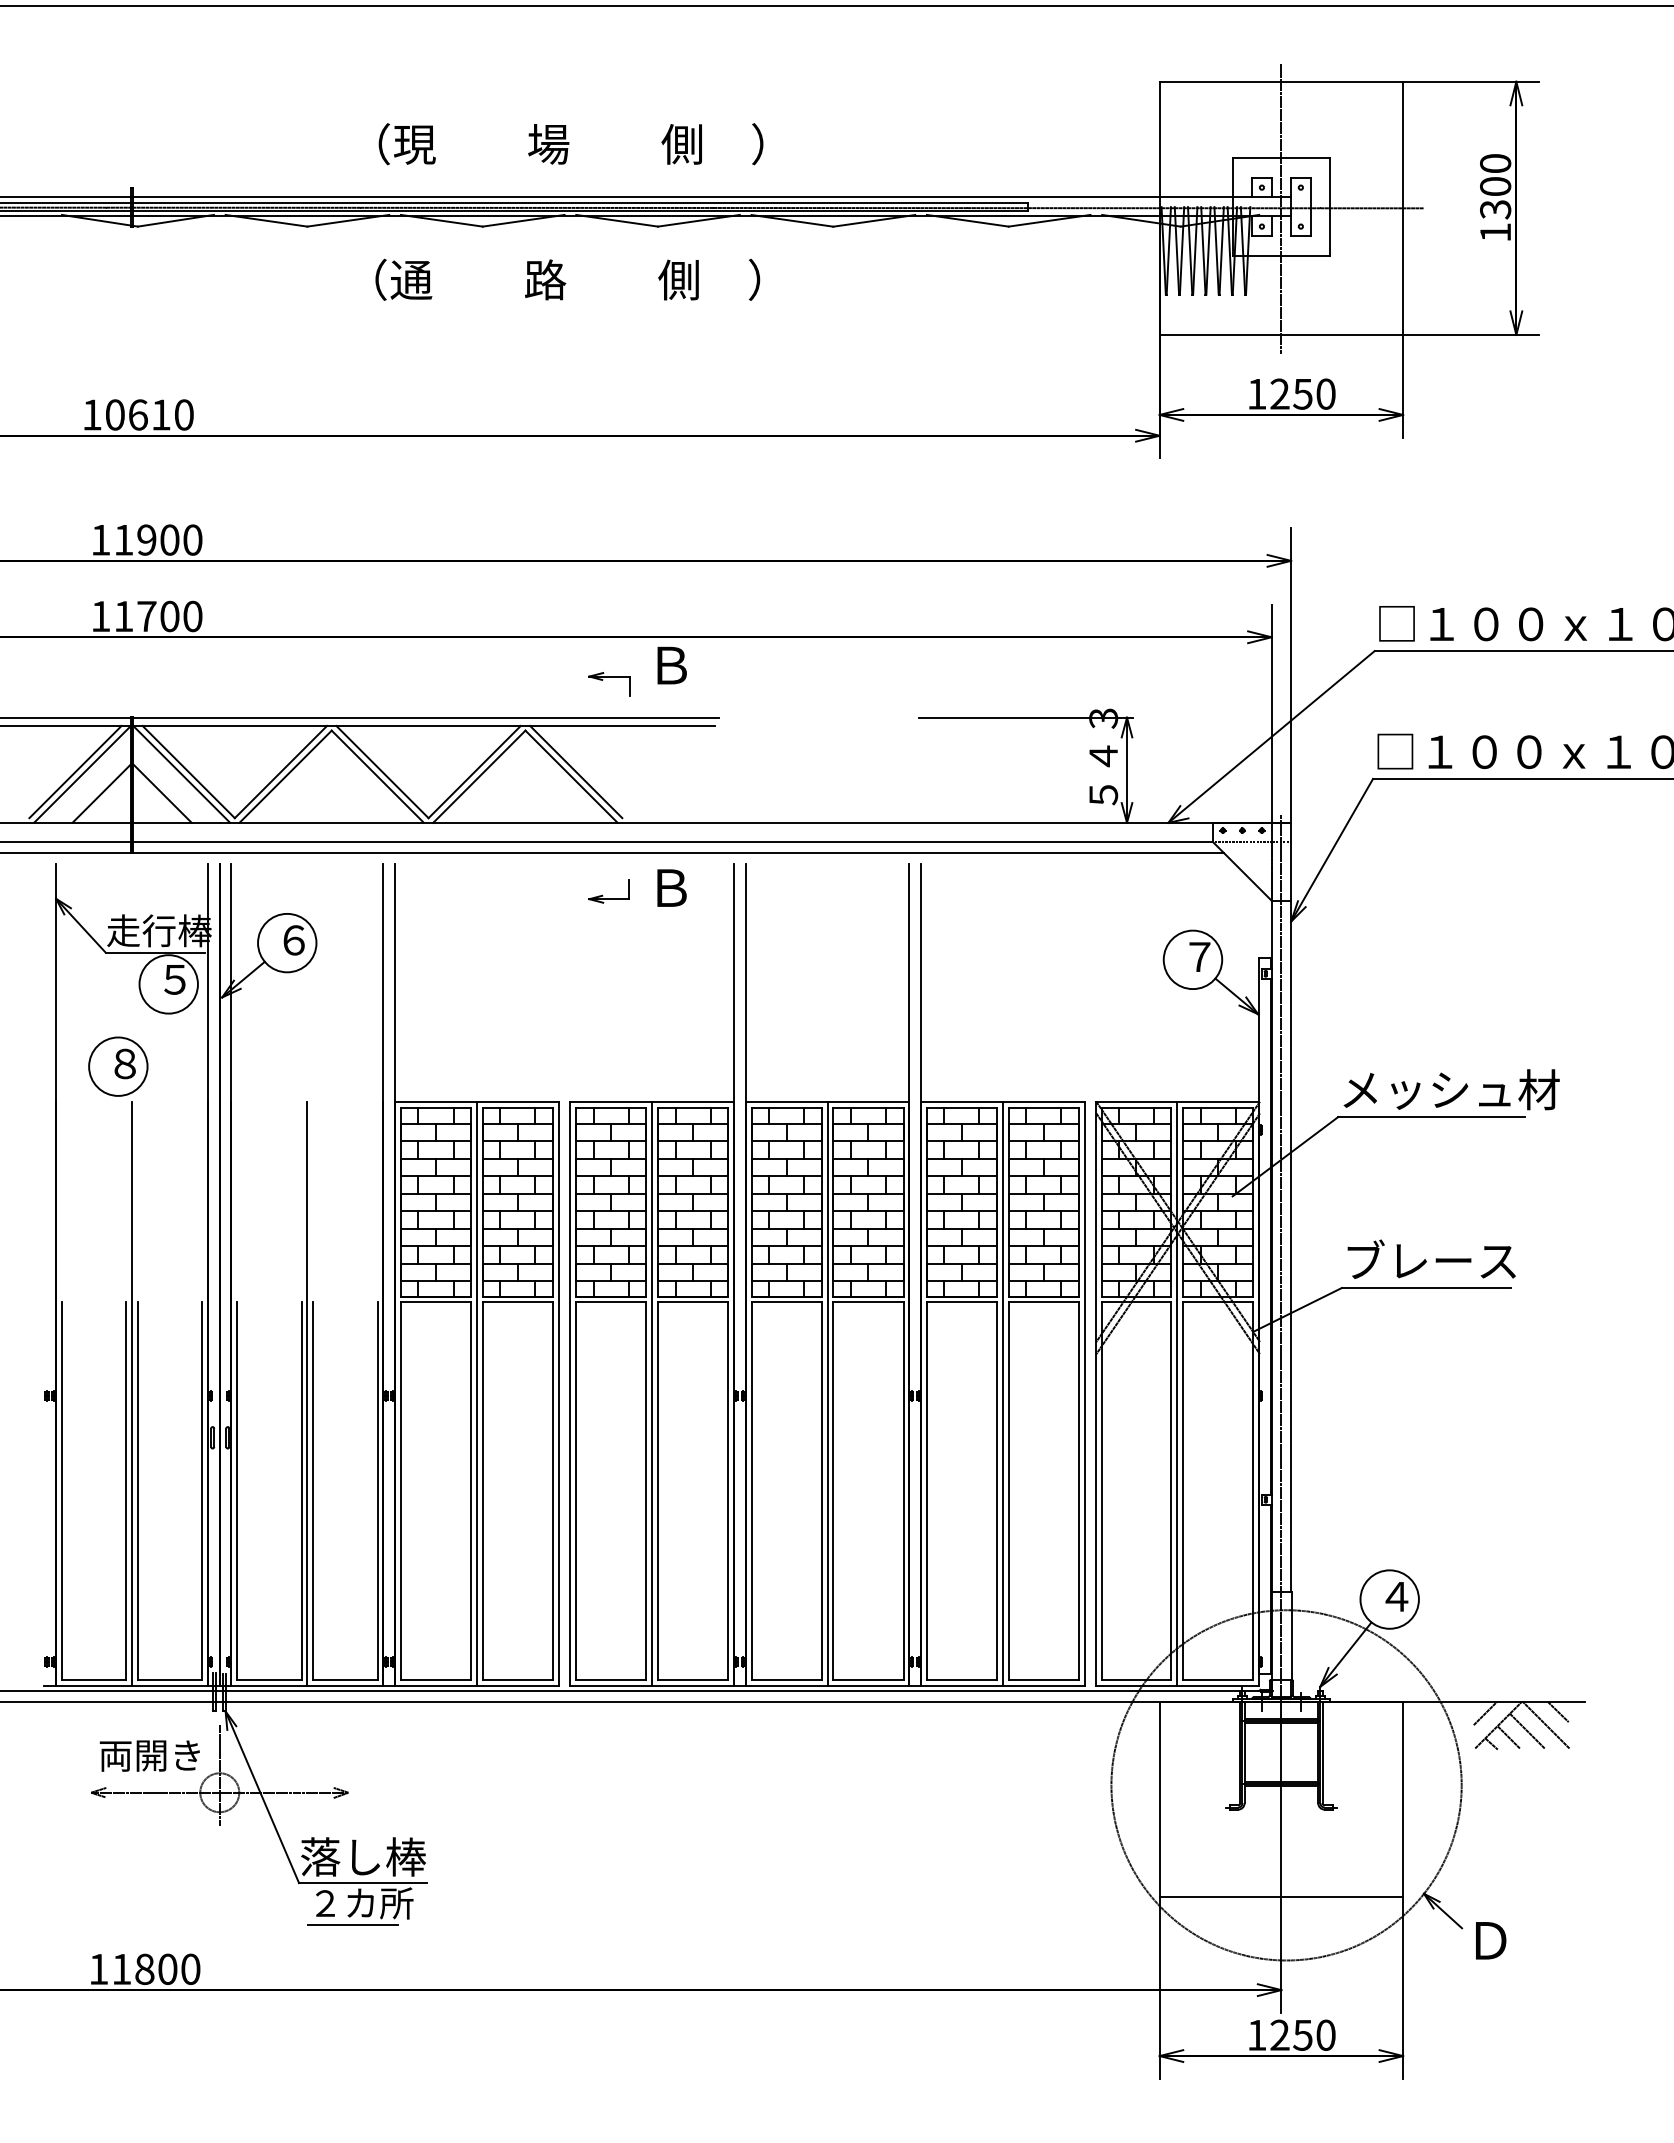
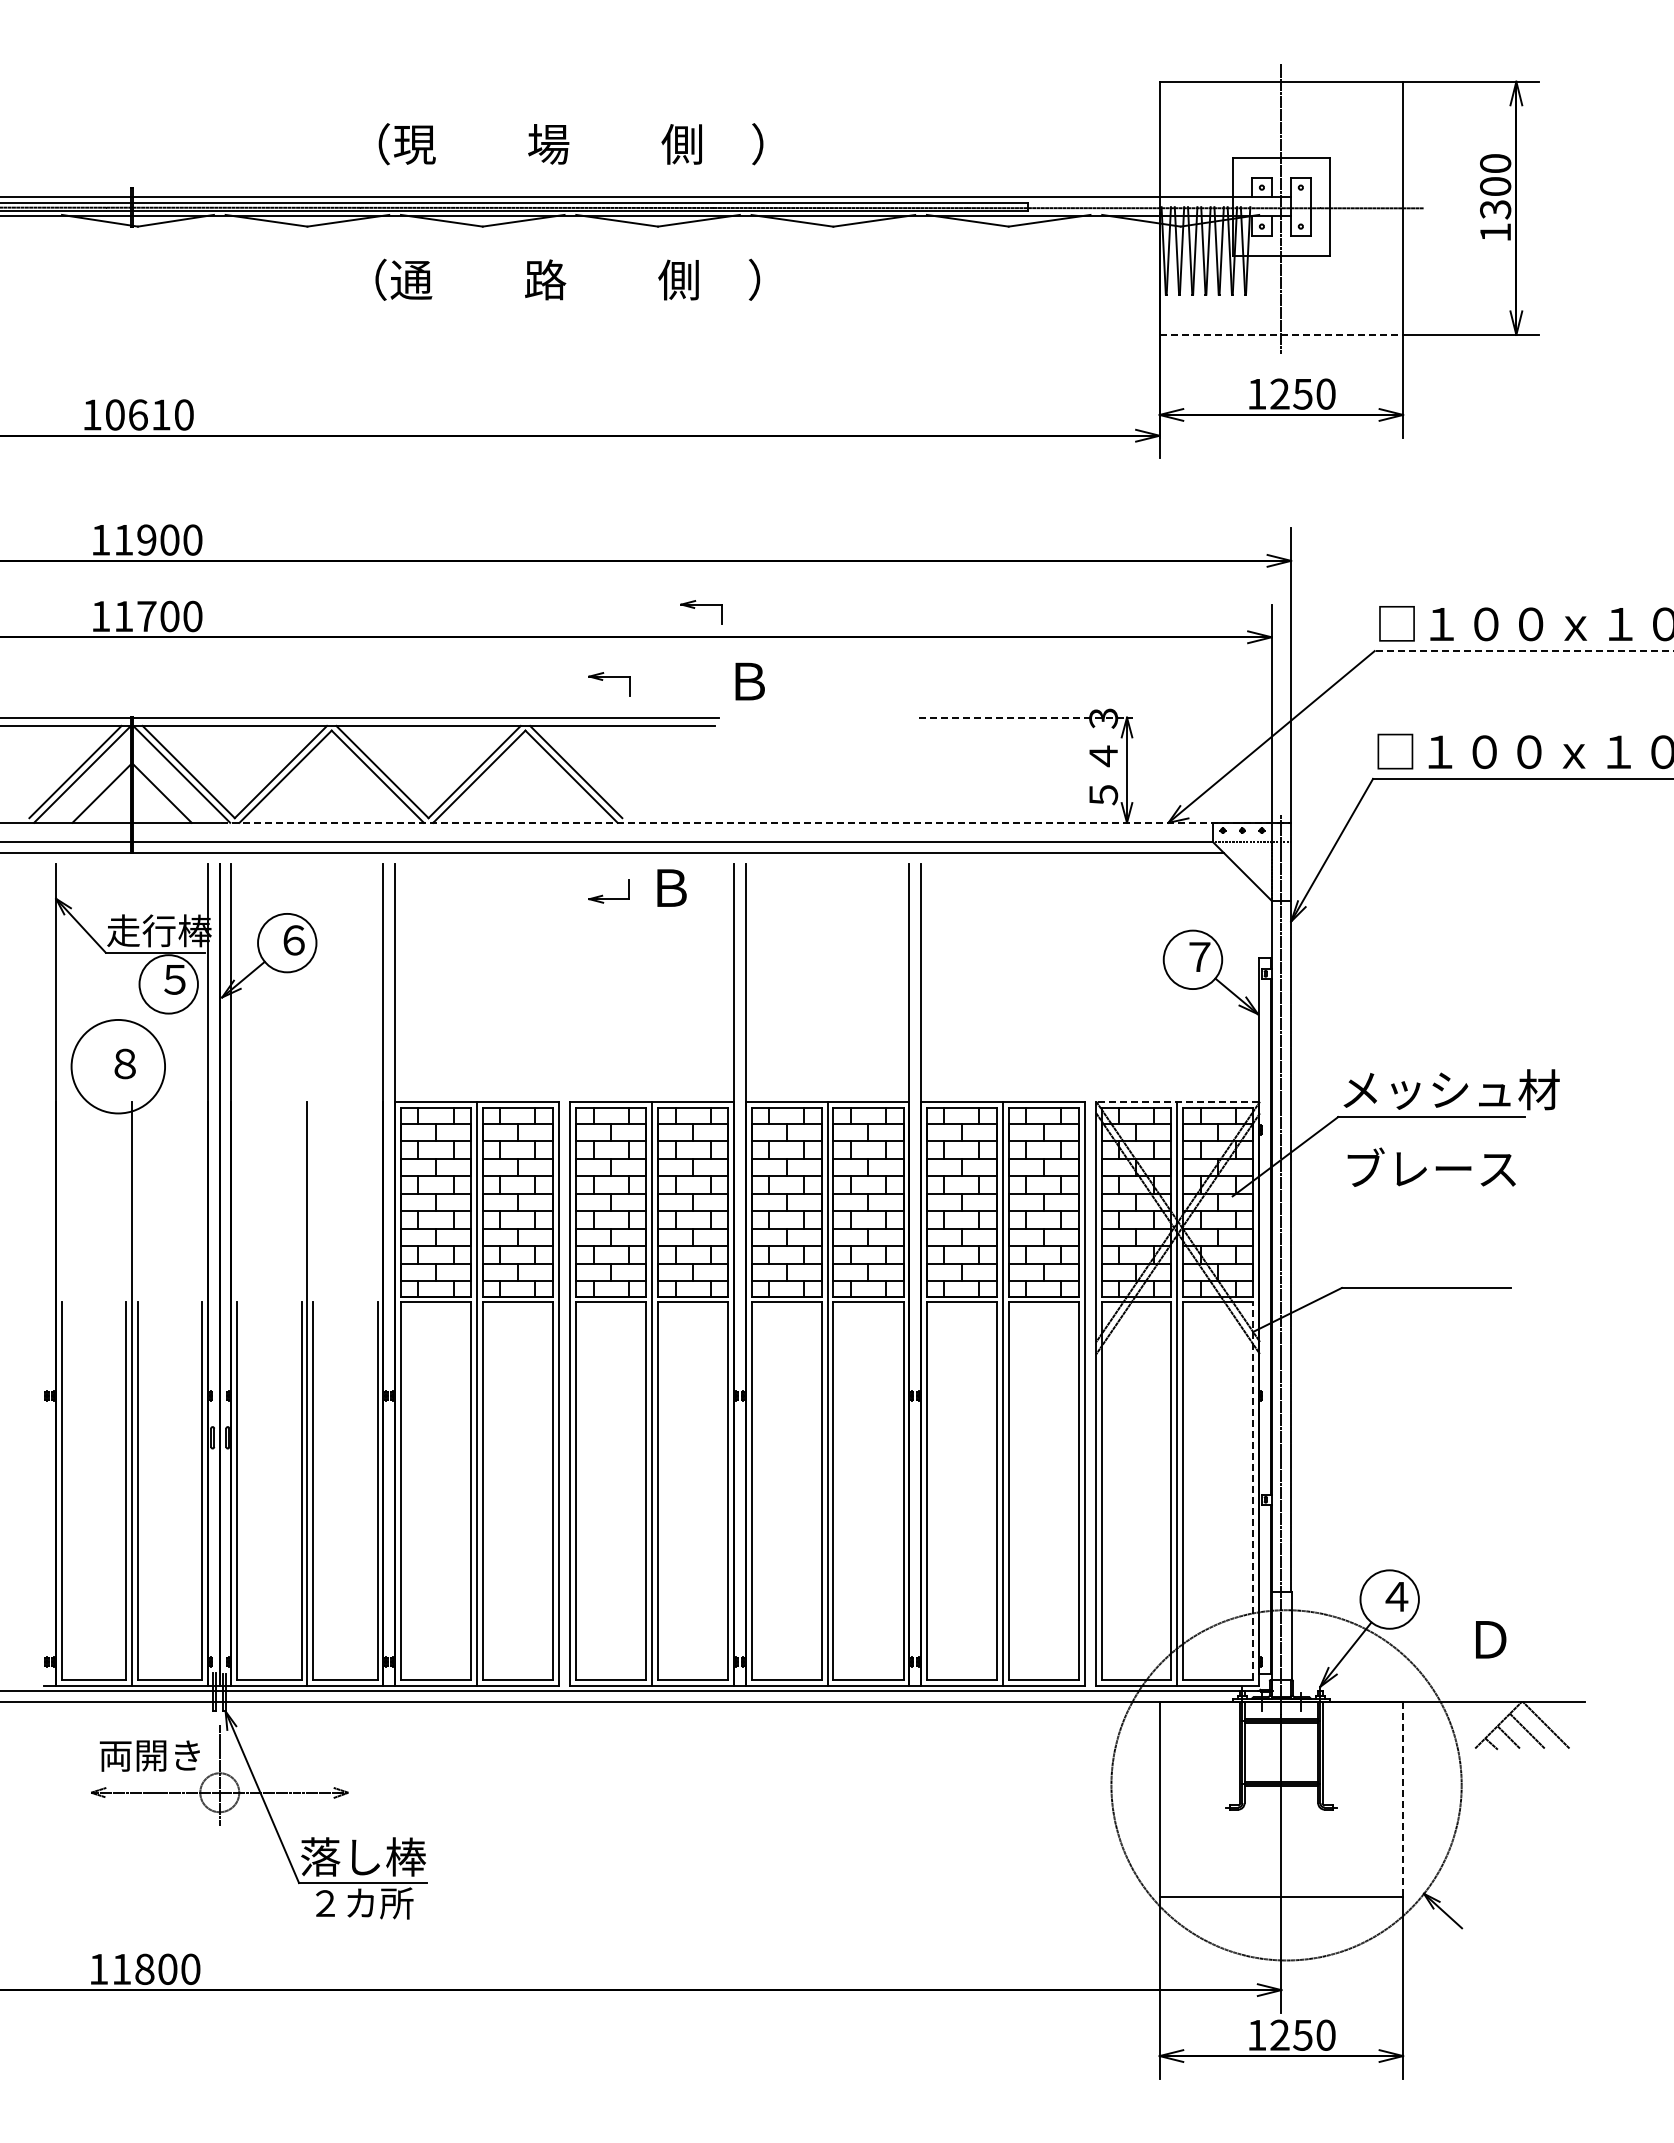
line: present -> none (836, 5)
line: solid -> dashed (1281, 334)
part: none -> present (701, 605)
line: solid -> dashed (1523, 651)
text position: (671, 665) -> (749, 681) (749, 681)
line: solid -> dashed (1025, 717)
line: solid -> dashed (756, 822)
circle diameter: 58 px -> 94 px (118, 1066)
line: solid -> dashed (1177, 1101)
text position: (1431, 1258) -> (1431, 1166) (1431, 1166)
line: solid -> dashed (1253, 1491)
line: present -> none (1557, 1711)
line: present -> none (1485, 1713)
line: solid -> dashed (1403, 1799)
line: present -> none (352, 1925)
text position: (1491, 1940) -> (1491, 1639) (1491, 1639)
